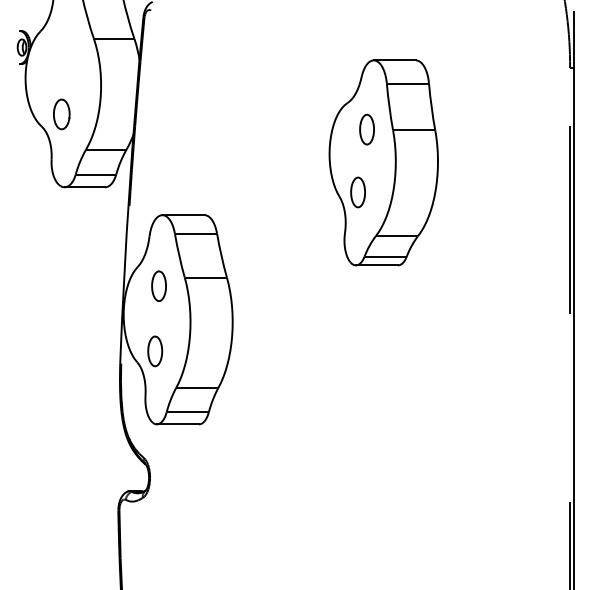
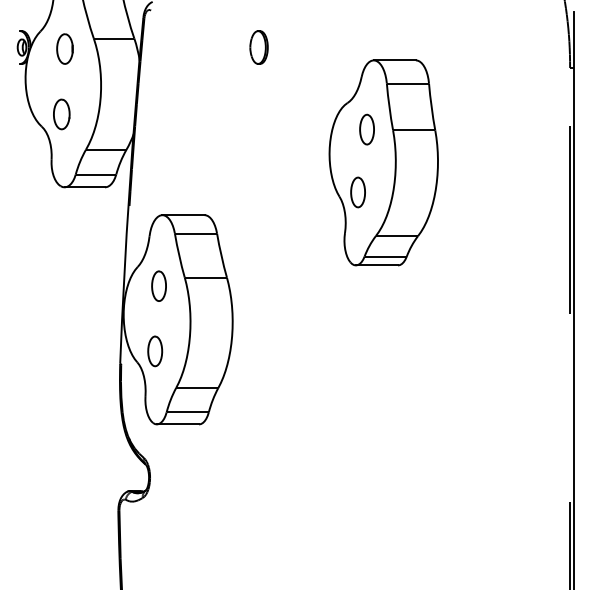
part: none -> present (258, 47)
part: none -> present (64, 48)
